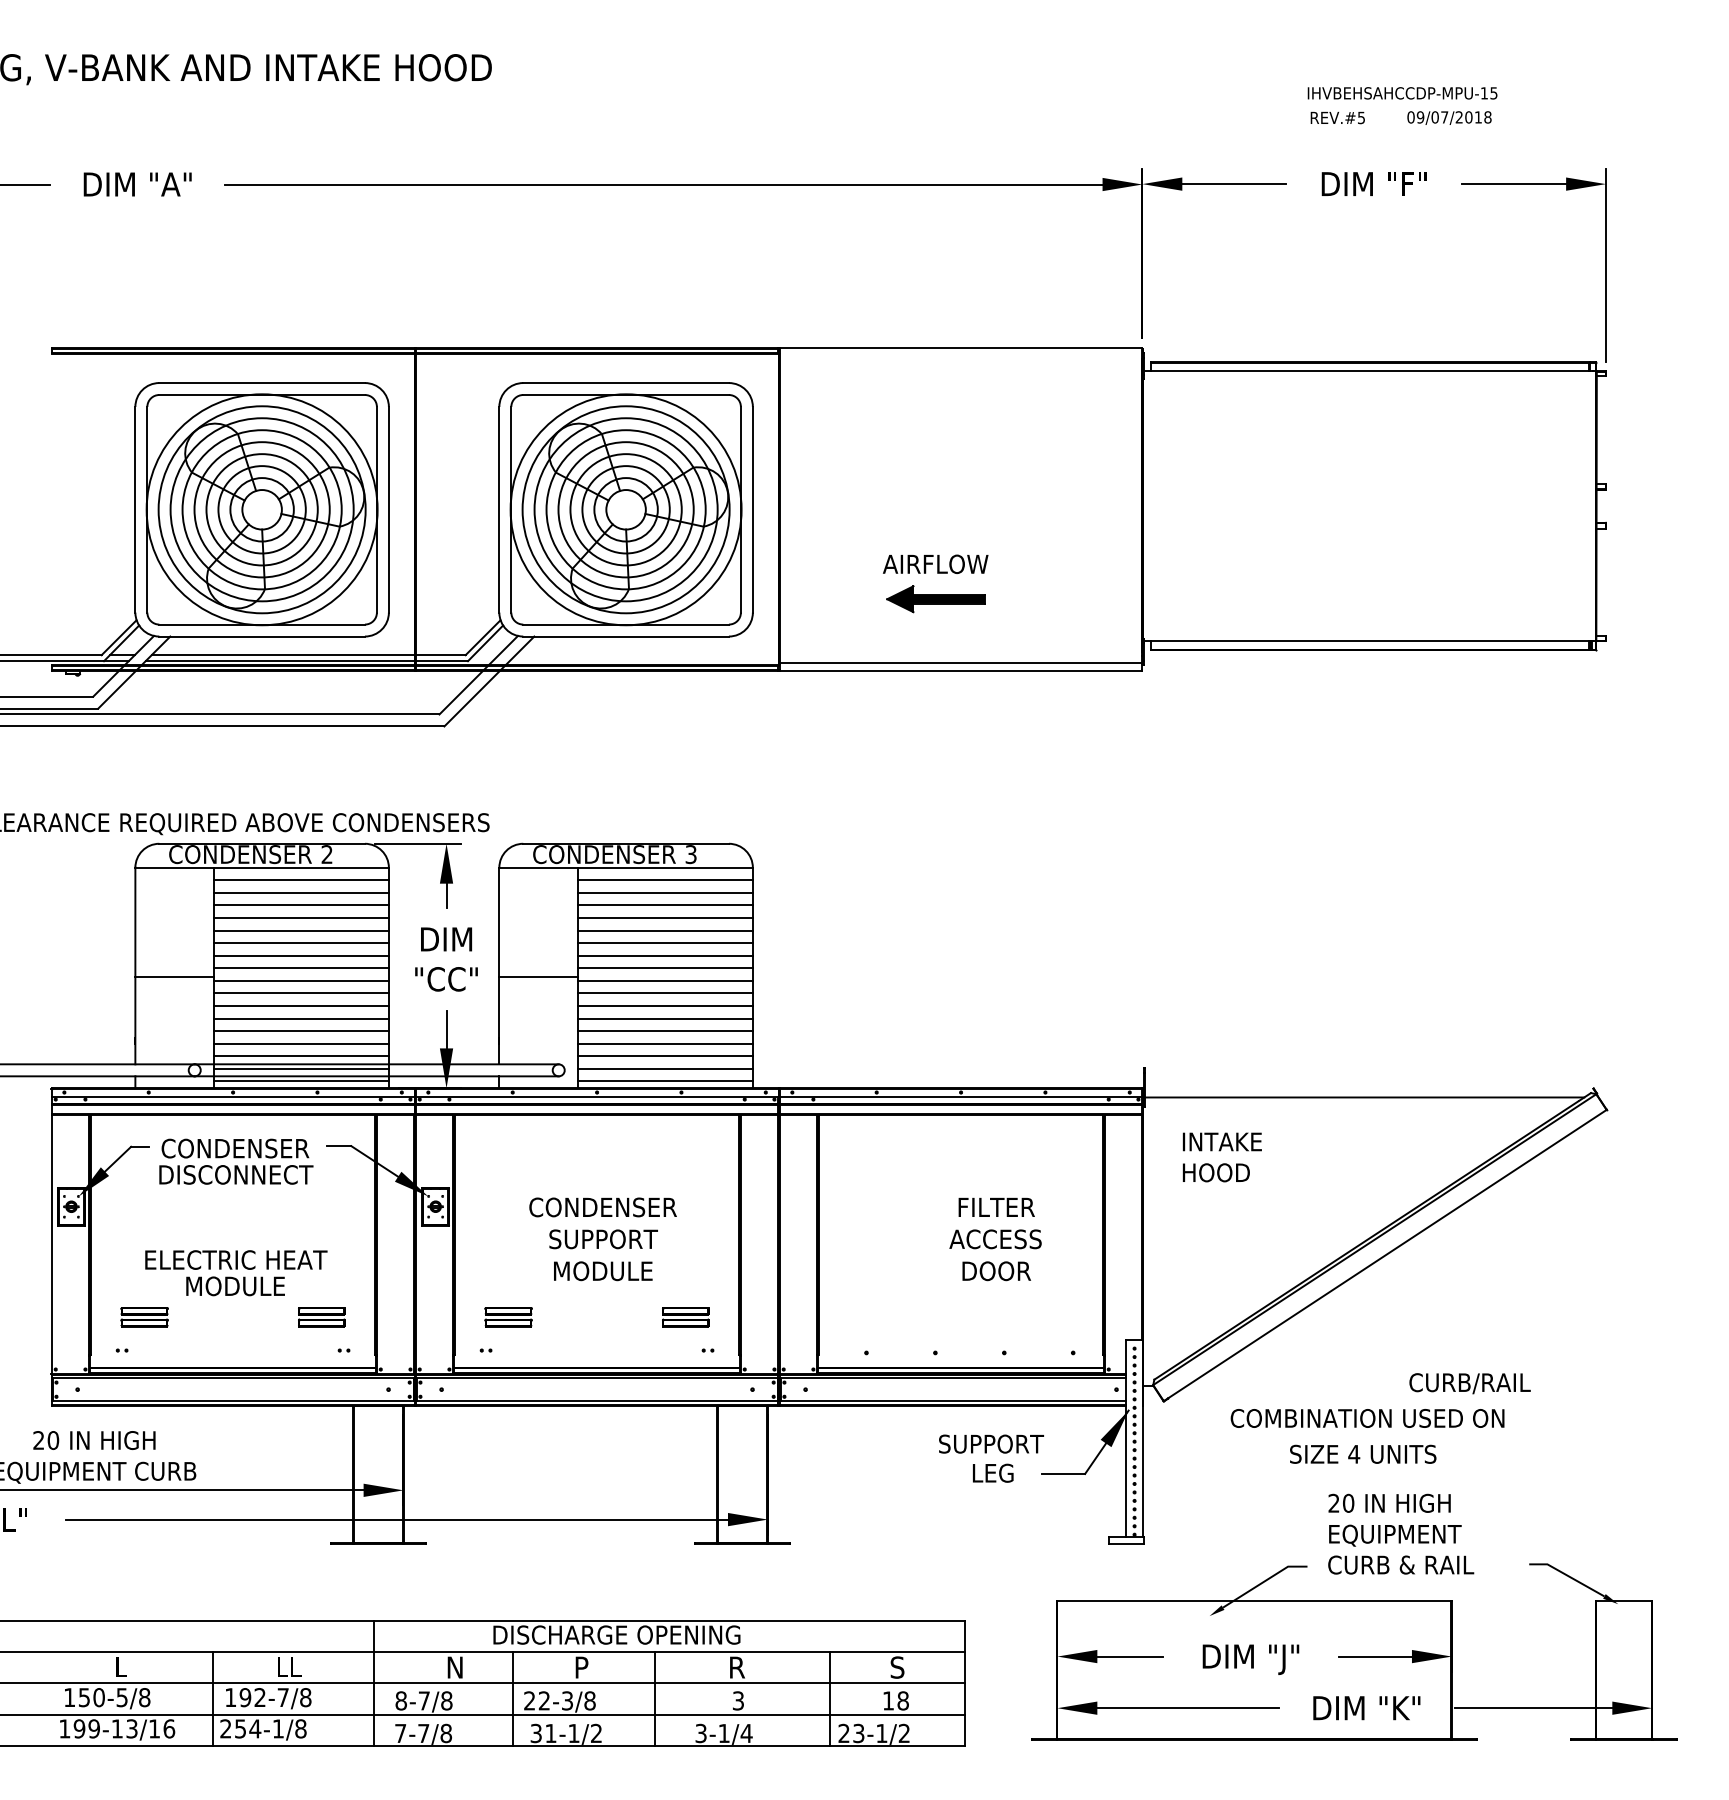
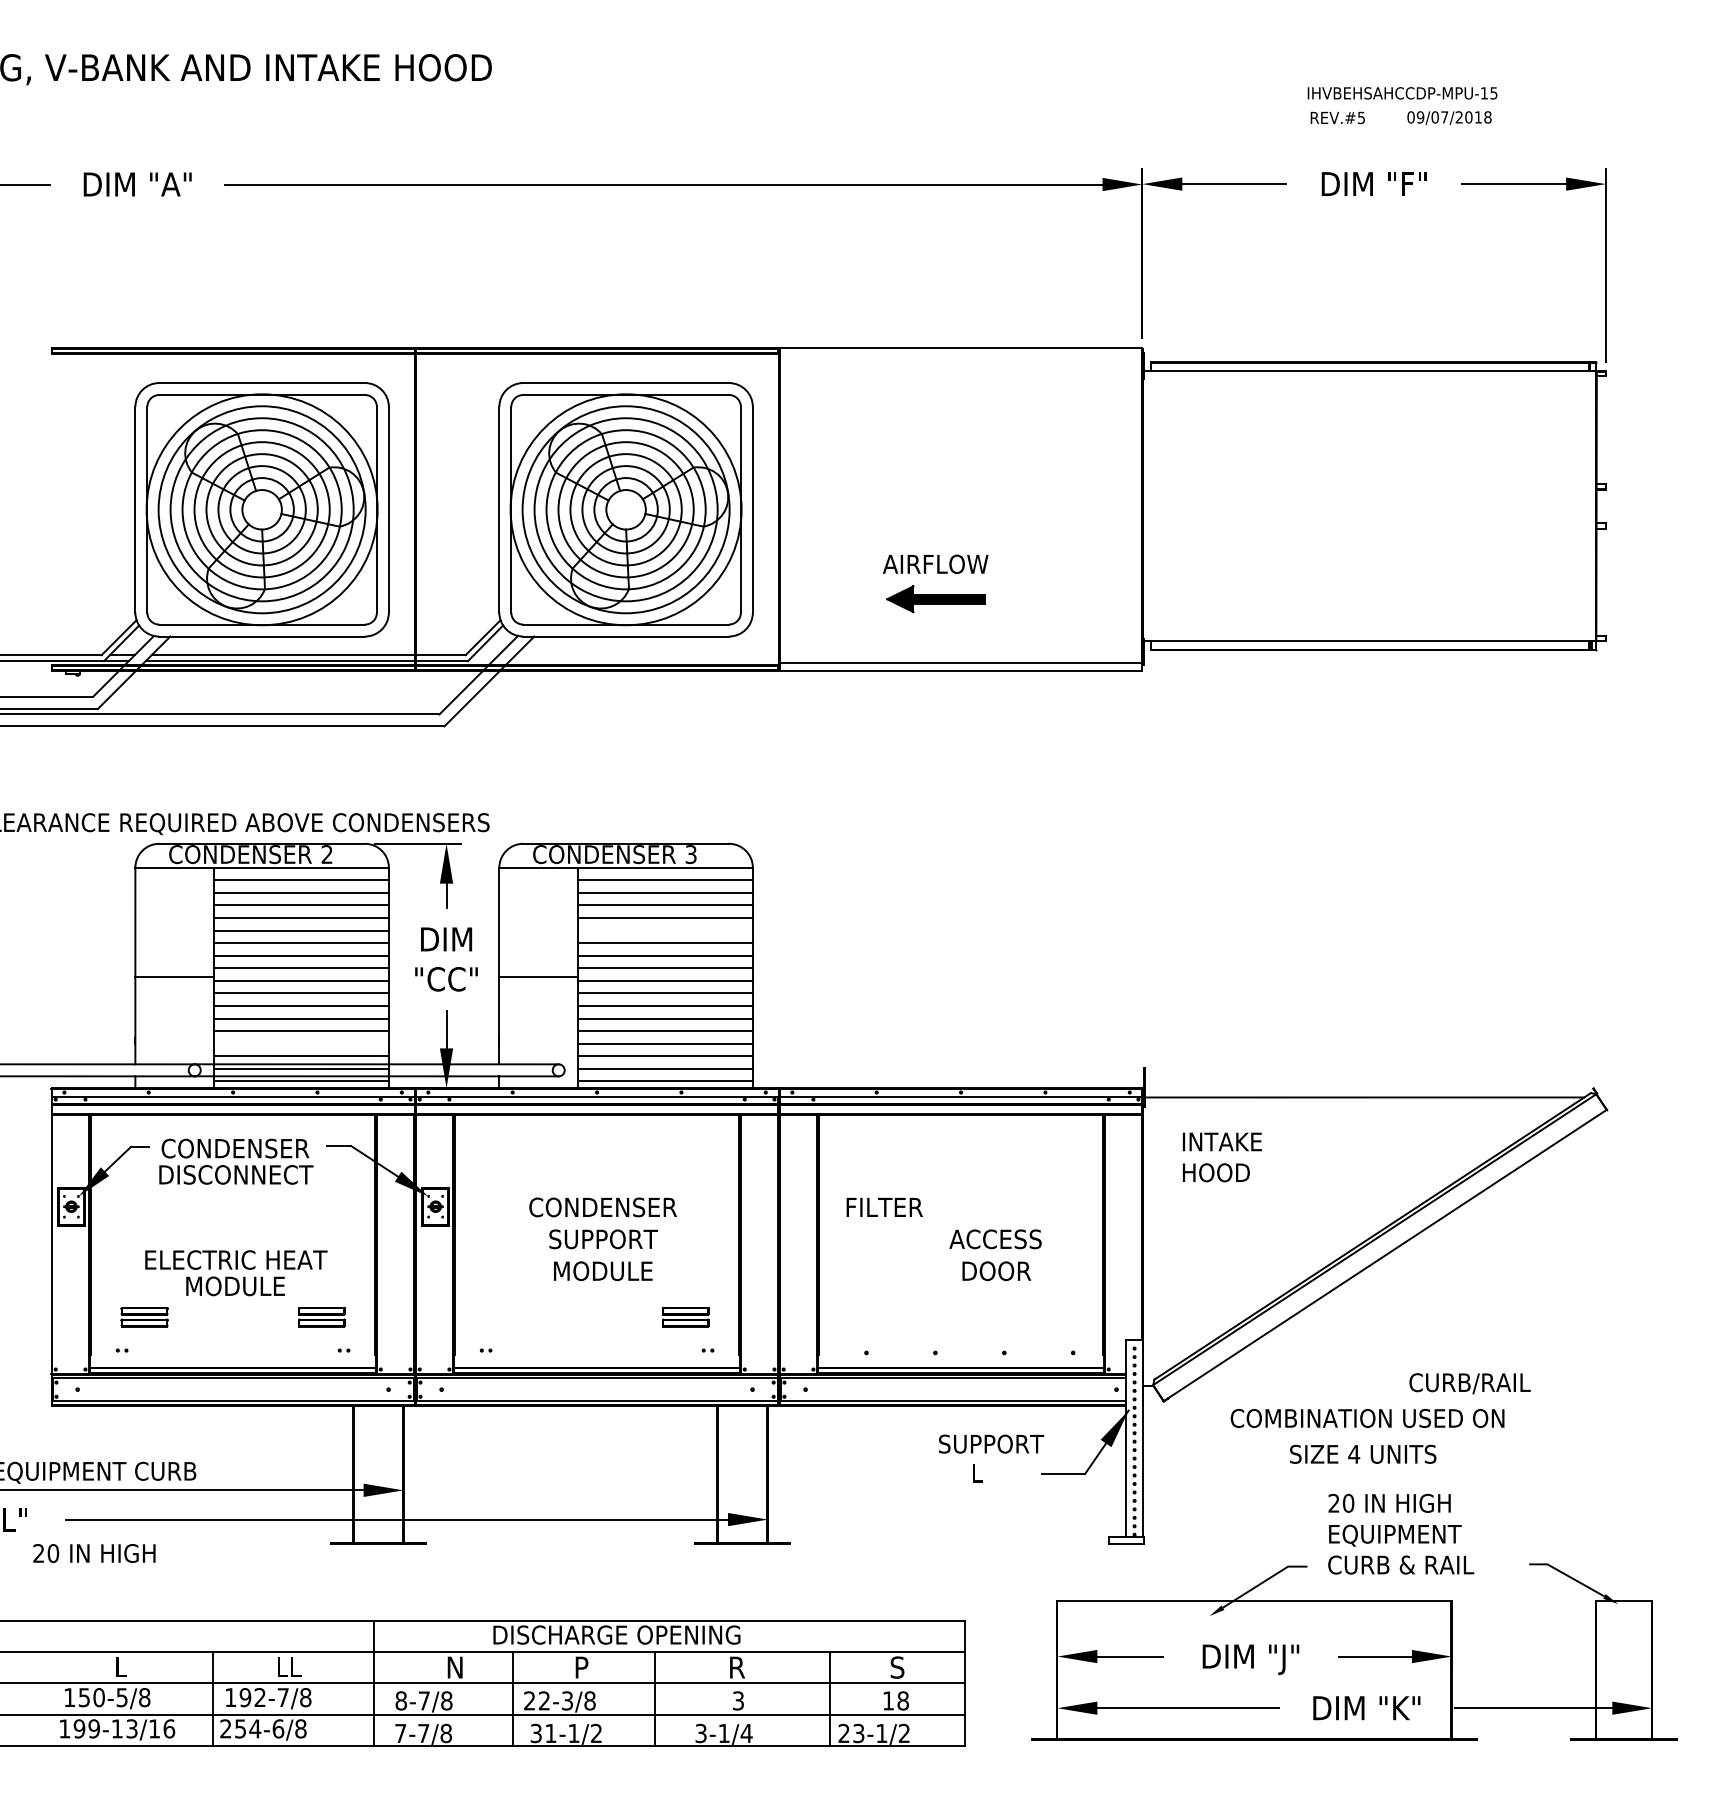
line: present -> none (665, 930)
line: present -> none (301, 1043)
text position: (996, 1206) -> (884, 1206) (884, 1206)
part: present -> none (508, 1317)
text position: (94, 1440) -> (94, 1553) (94, 1553)
text: LEG -> L (992, 1472)
text: 254-1/8 -> 254-6/8 (278, 1728)
